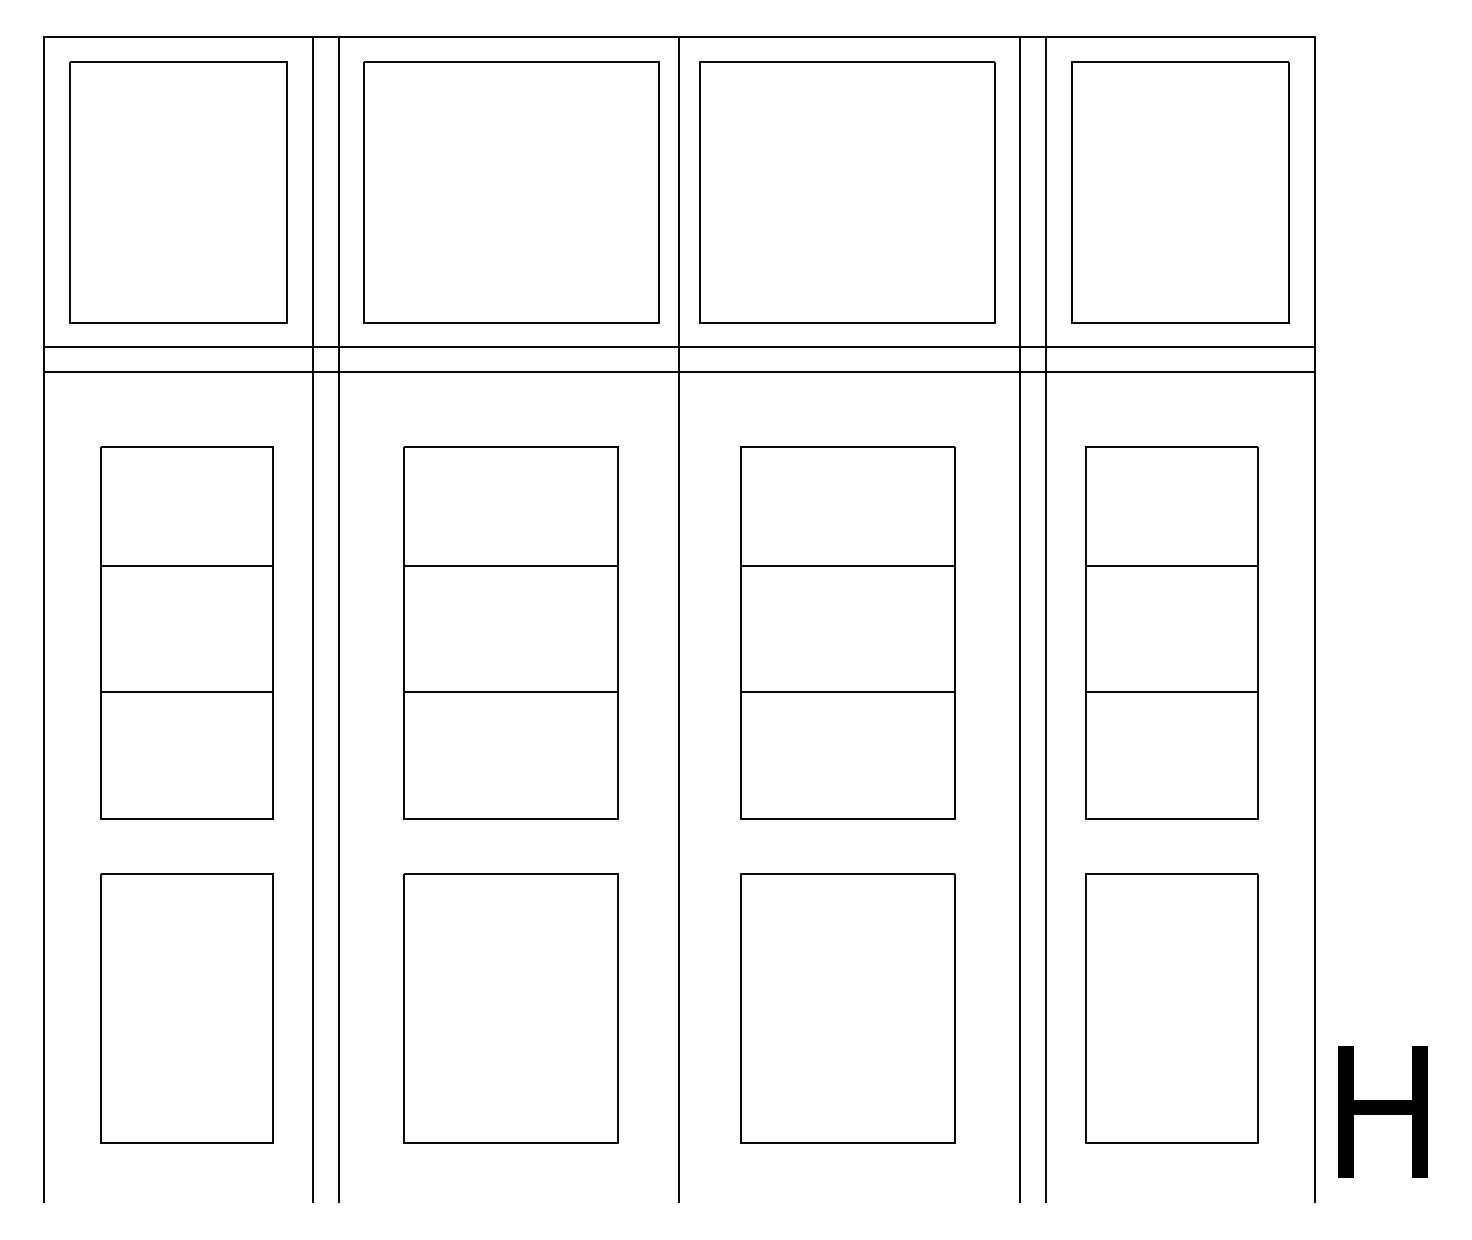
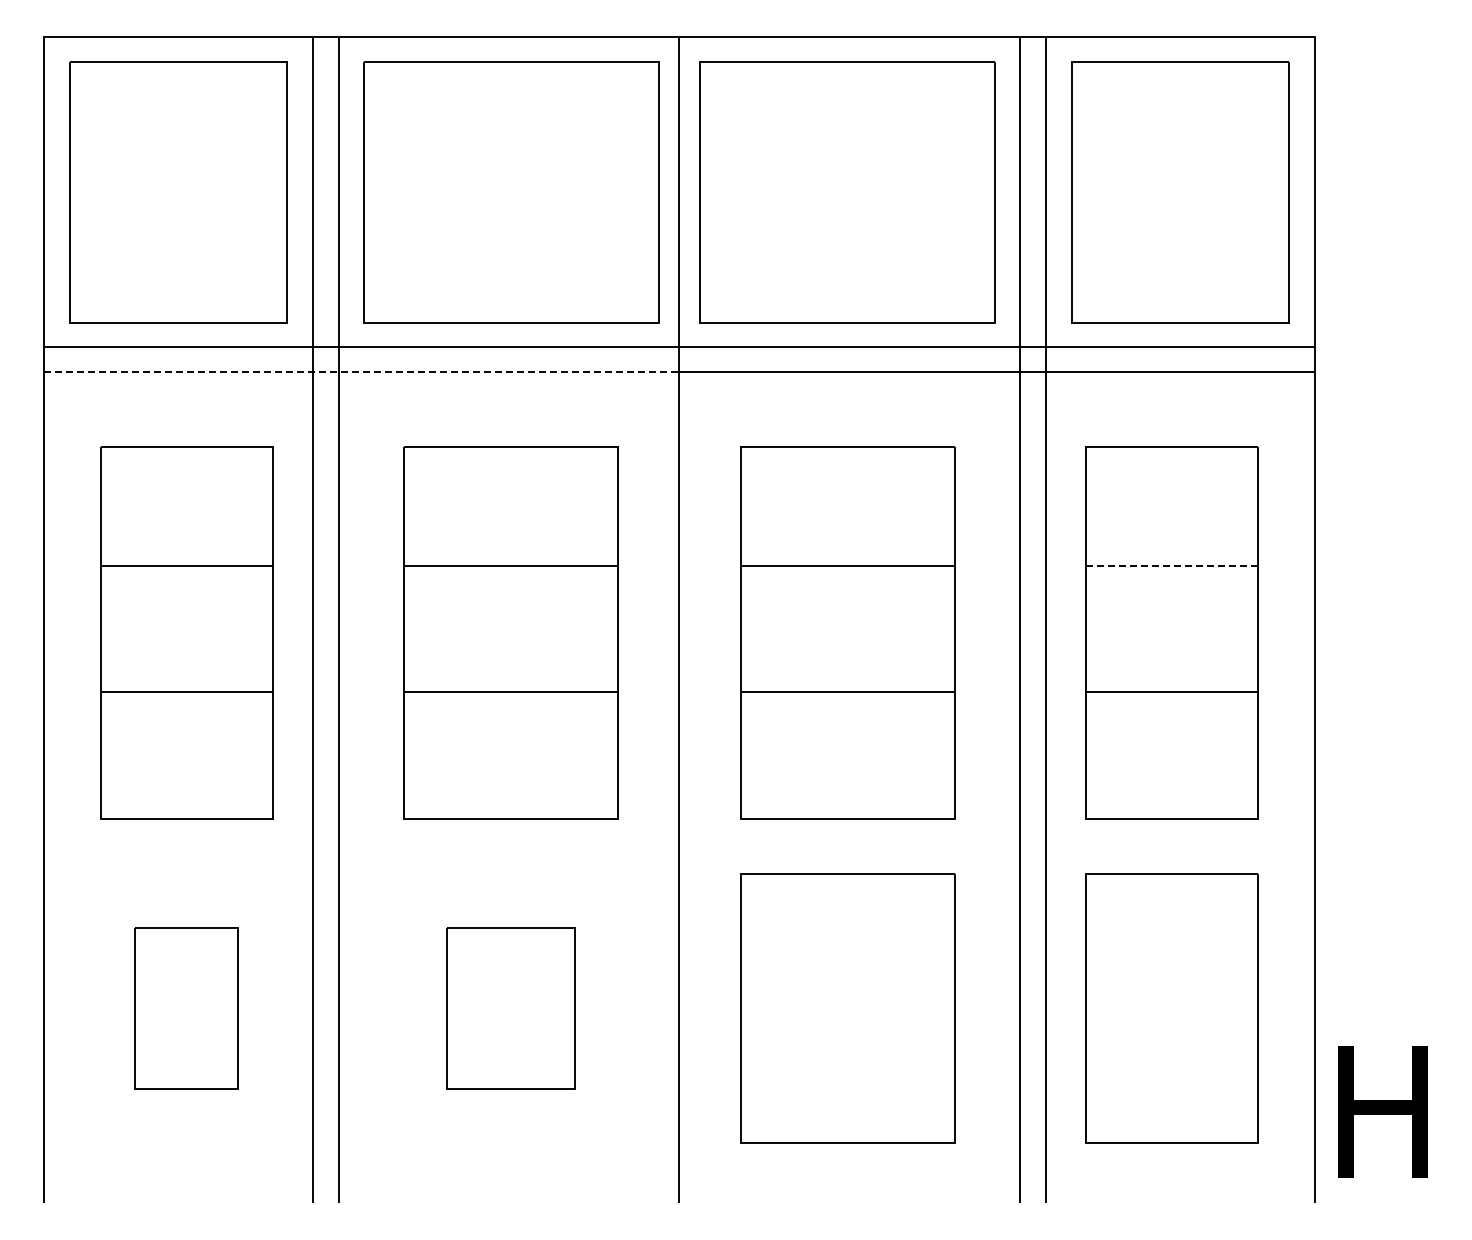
line: solid -> dashed (361, 371)
line: solid -> dashed (1172, 565)
part size: 174x271 px -> 105x163 px (186, 1008)
part size: 216x271 px -> 130x163 px (510, 1008)
